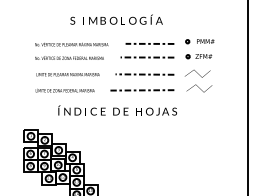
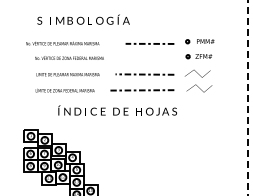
text position: (116, 19) -> (83, 19) (83, 19)
text position: (71, 44) -> (62, 43) (62, 43)
line: present -> none (148, 57)
line: solid -> dashed (247, 97)
